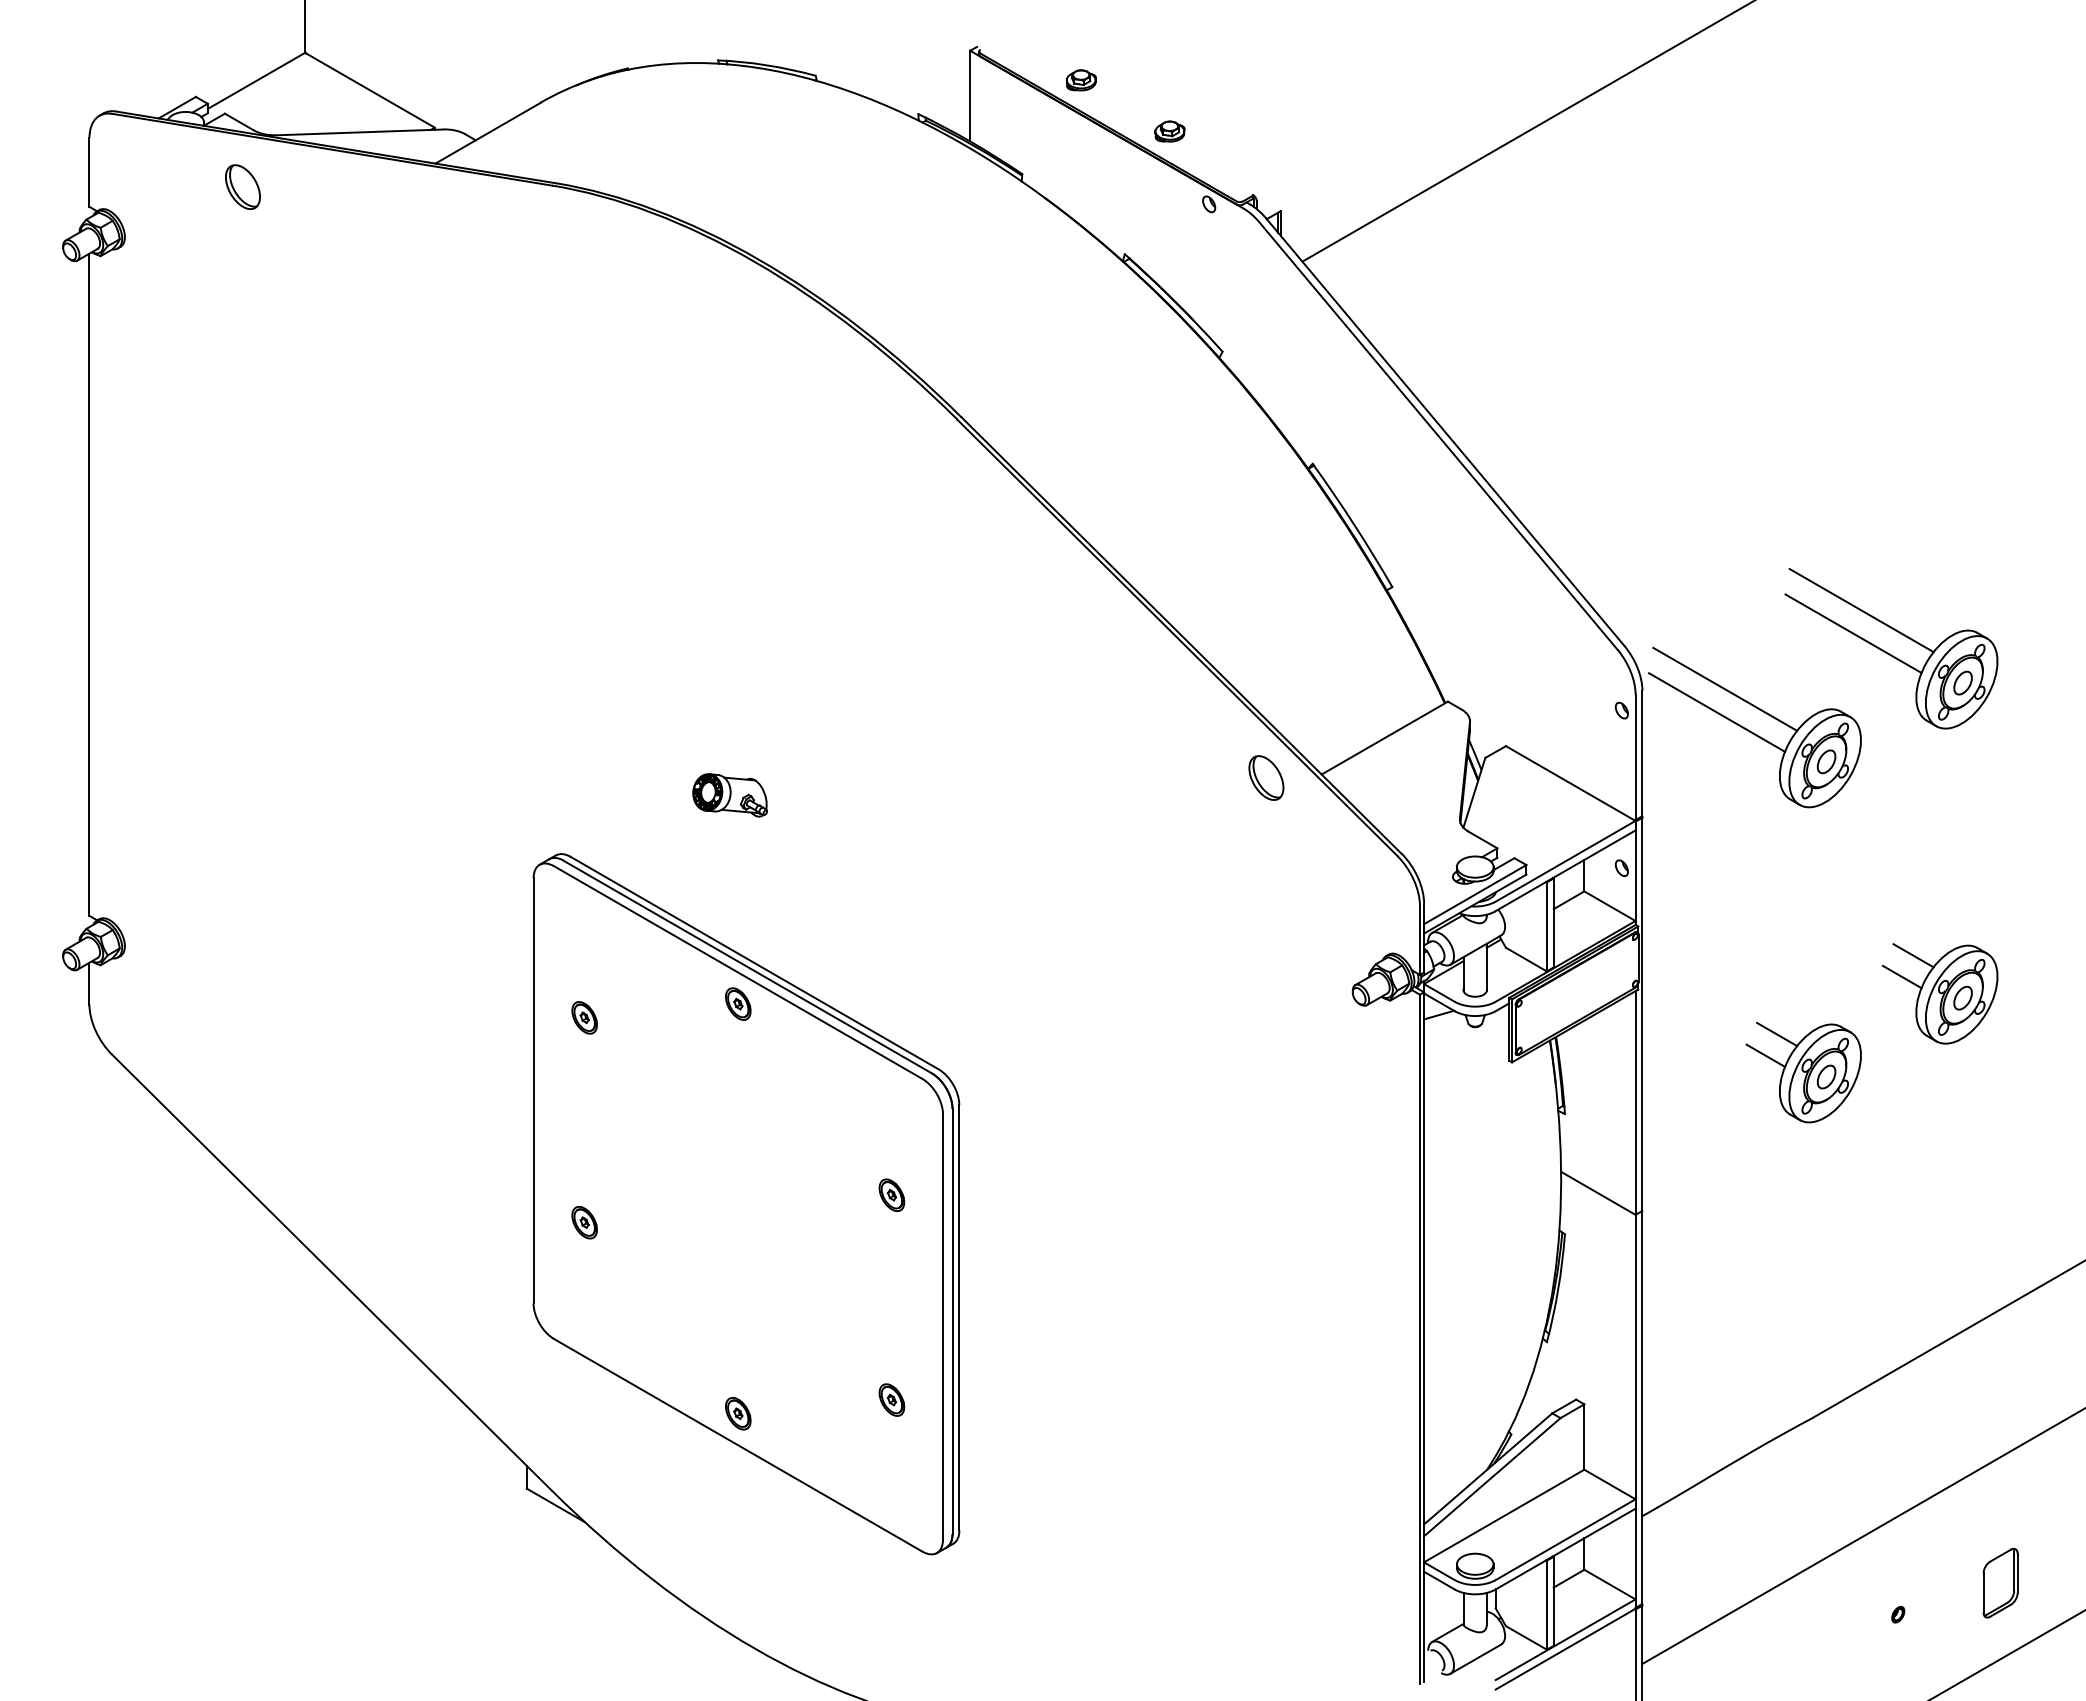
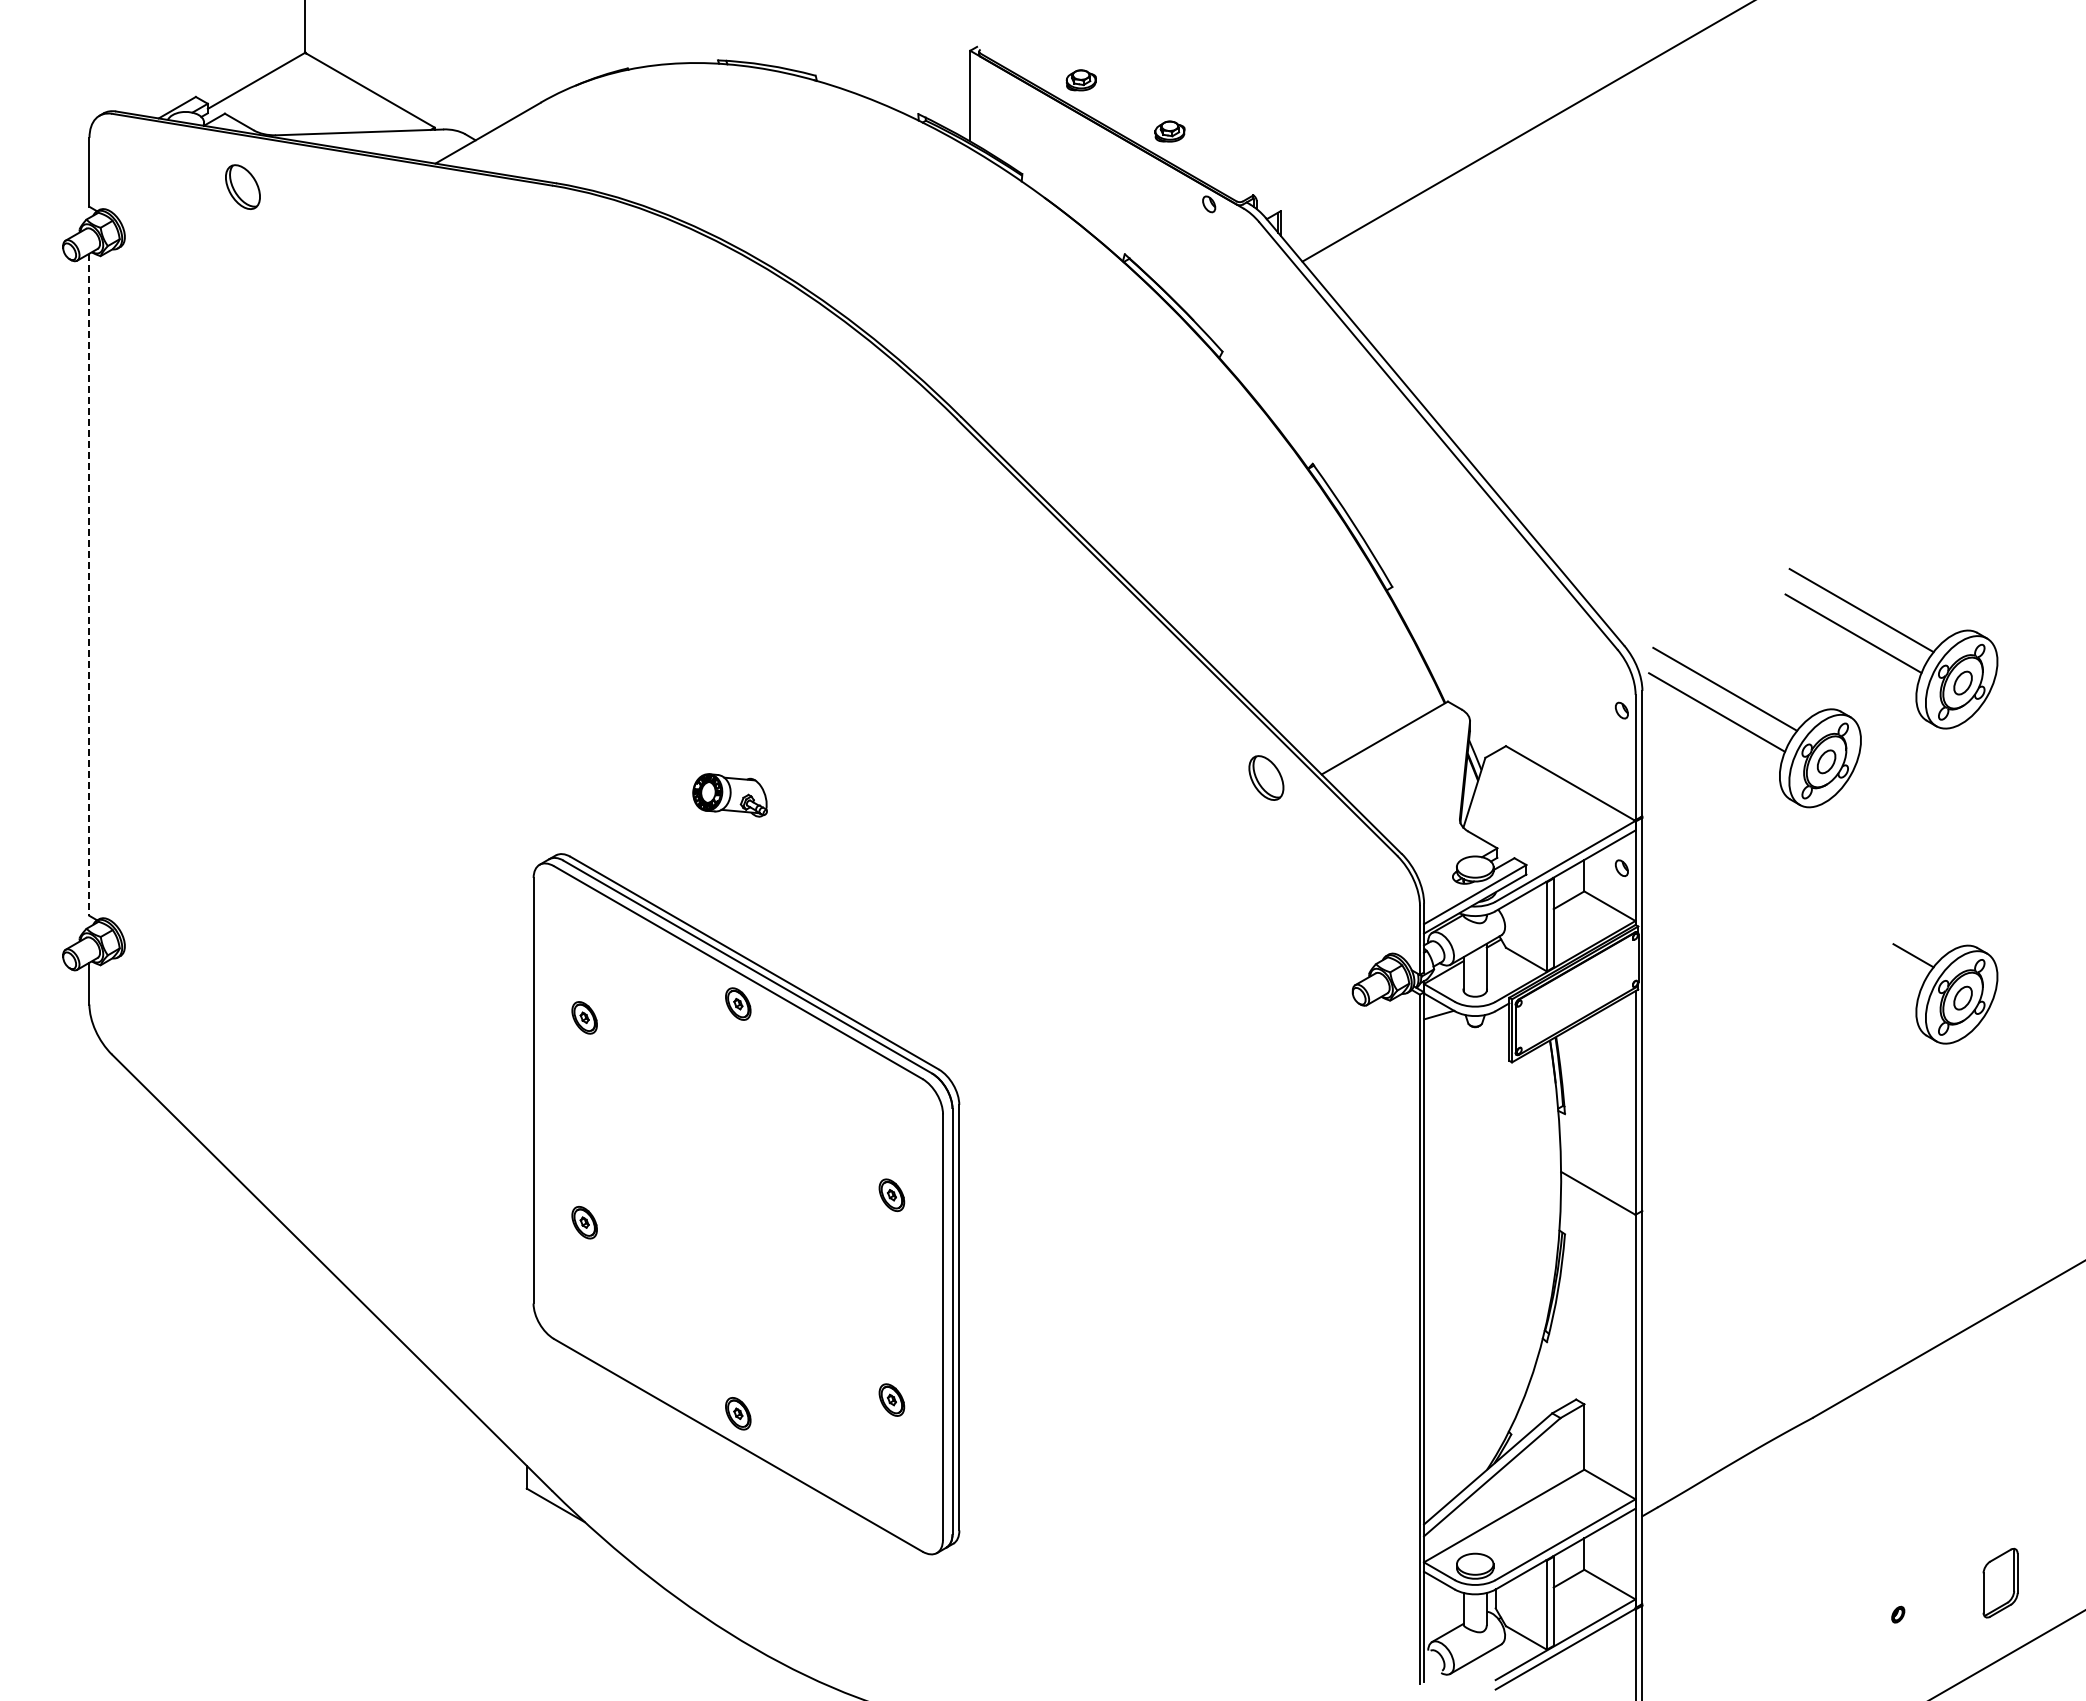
line: solid -> dashed (89, 585)
line: present -> none (1901, 976)
part: present -> none (1803, 1072)
line: present -> none (1862, 1536)
